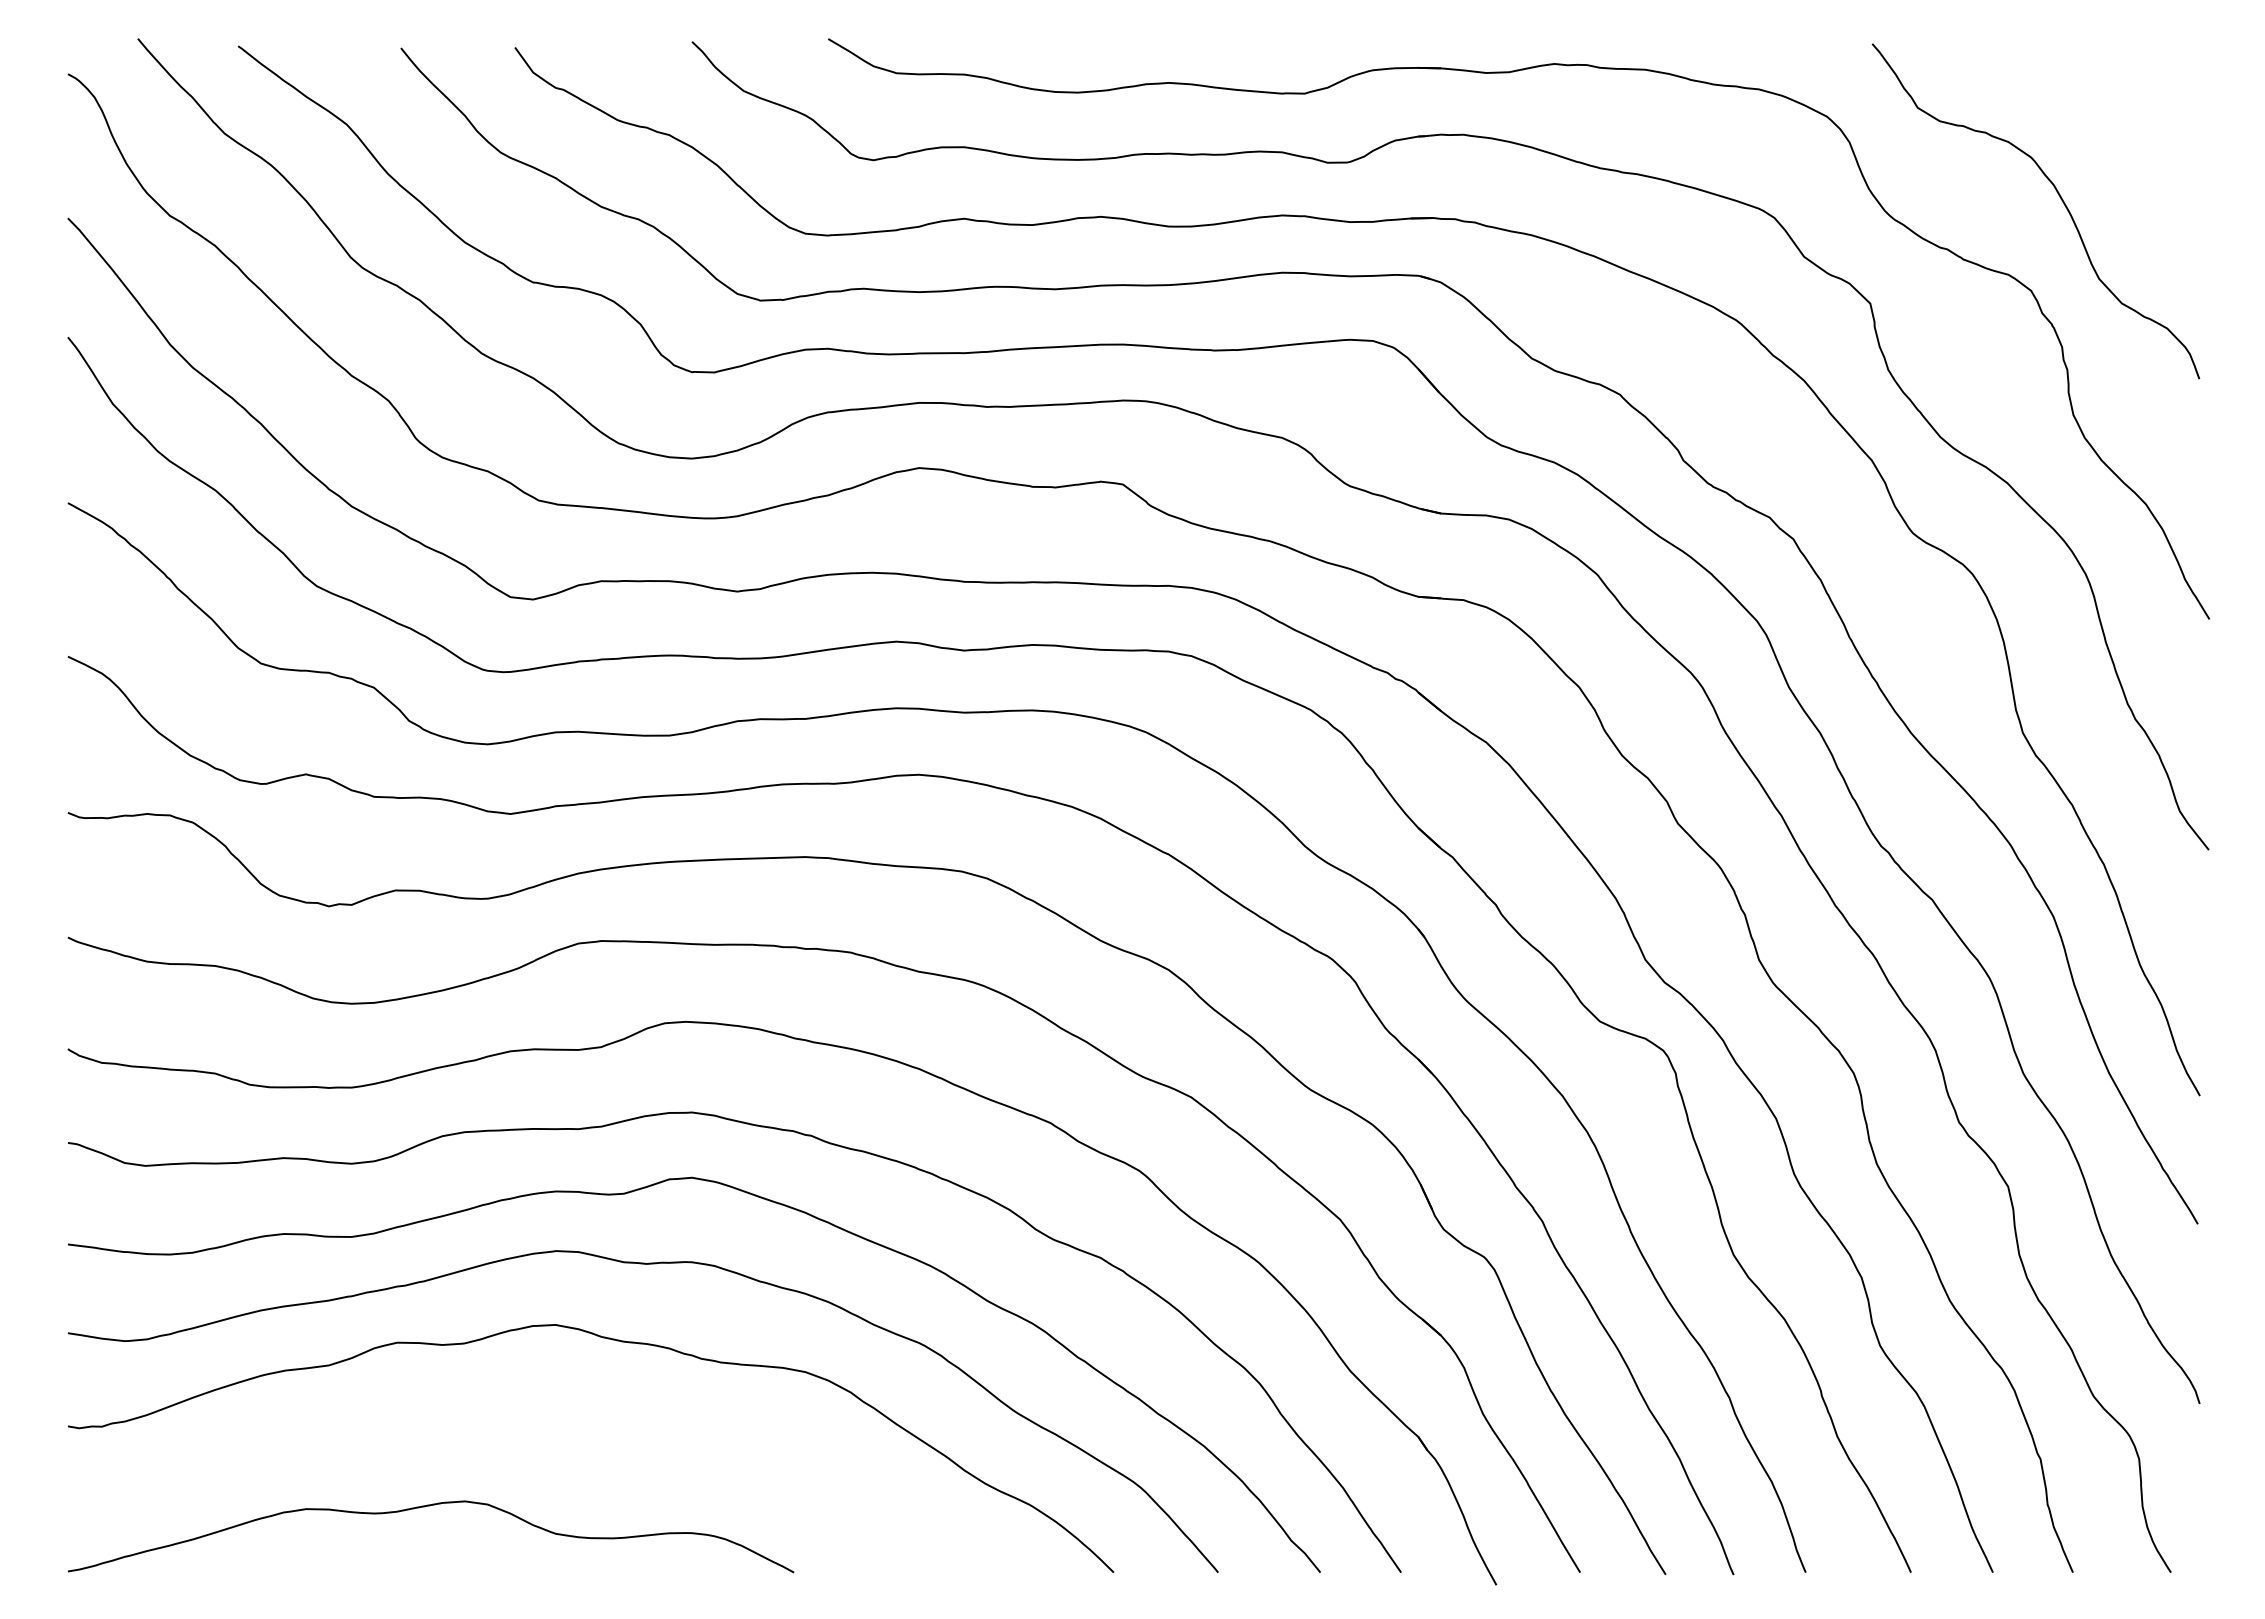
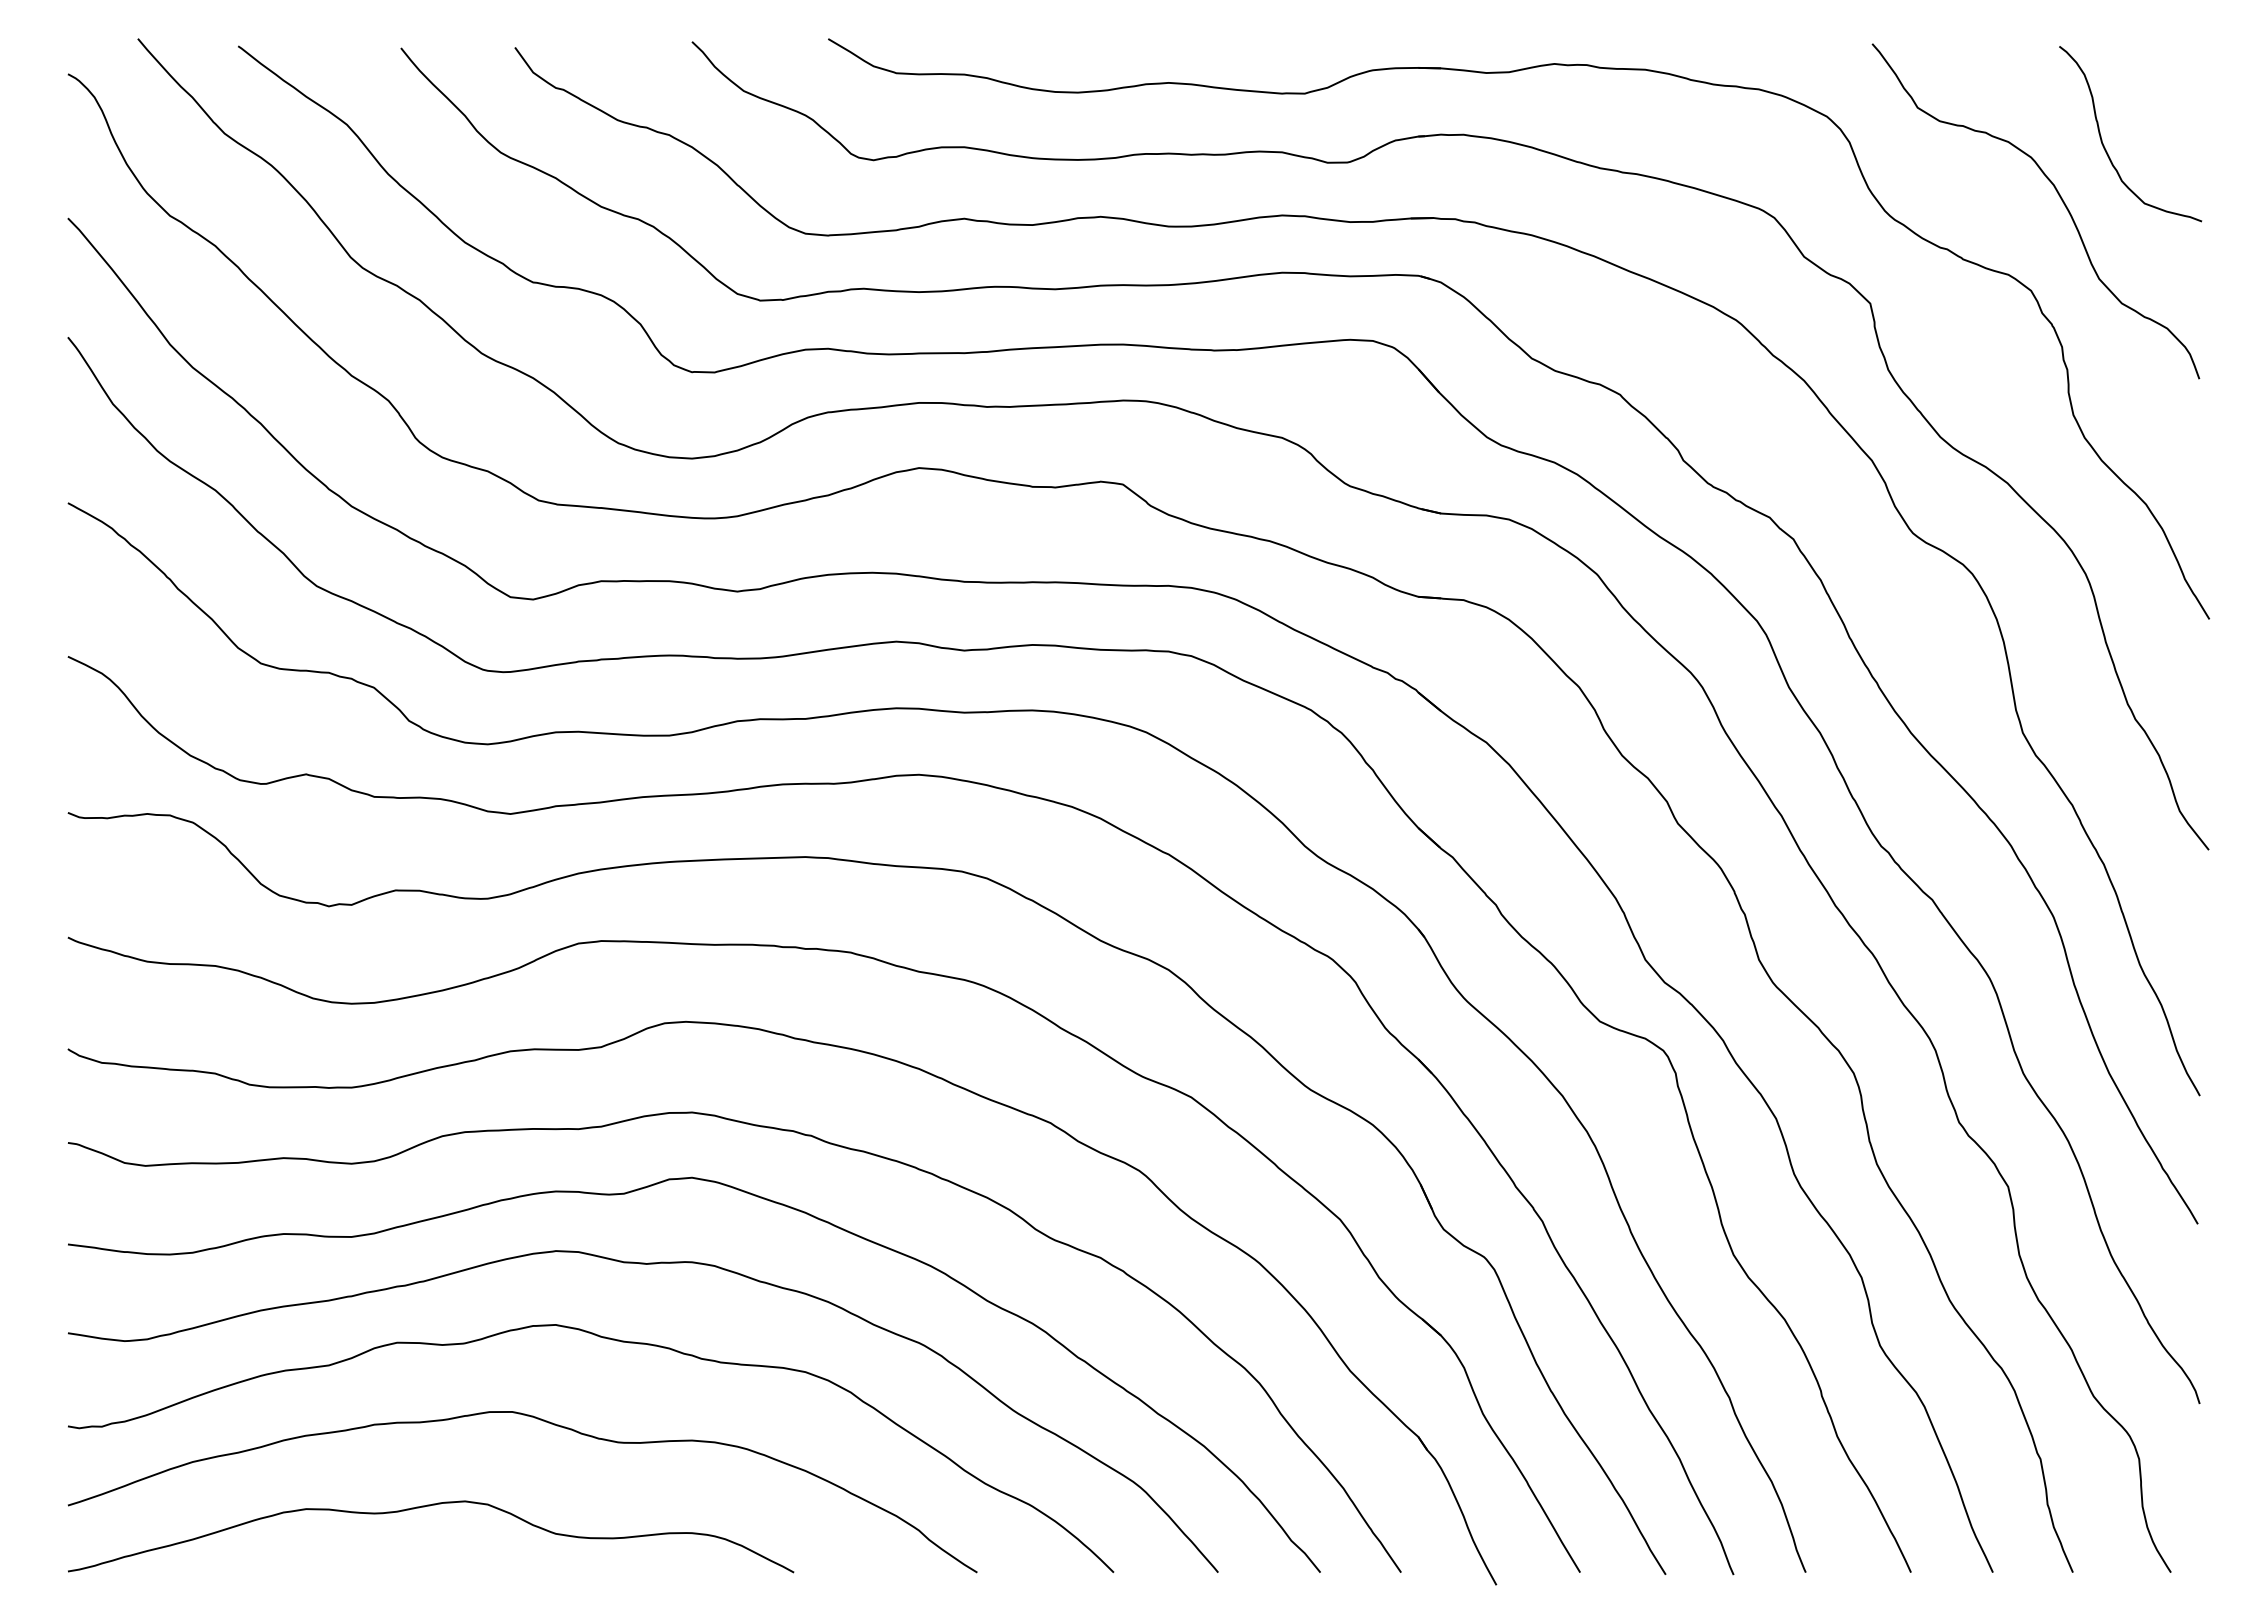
curve: none -> present (2105, 147)
curve: none -> present (545, 1422)
